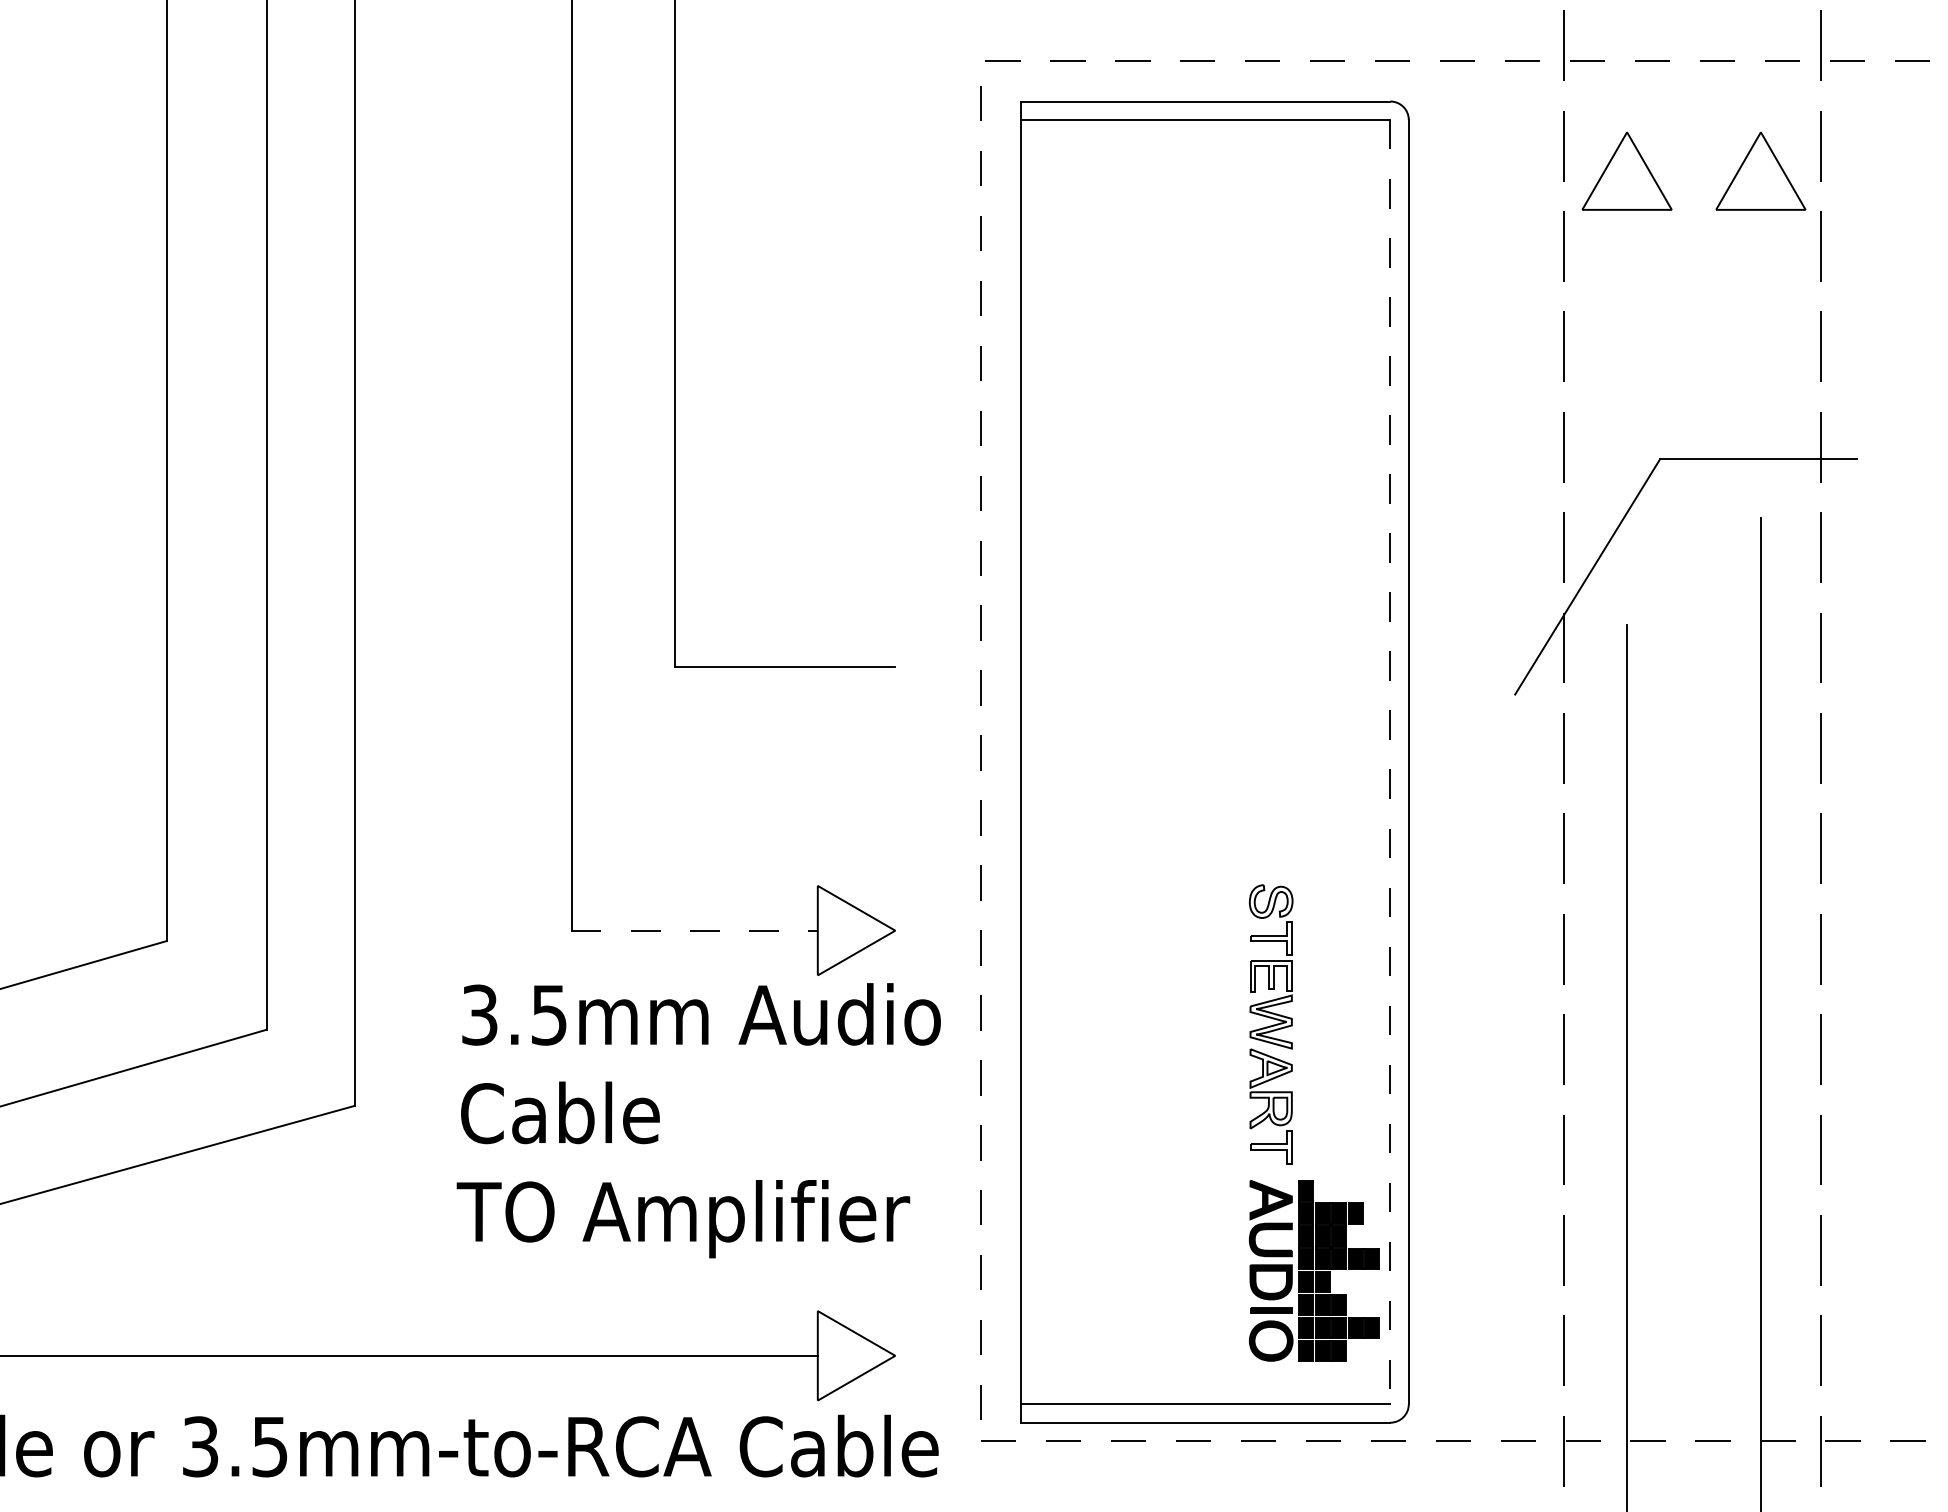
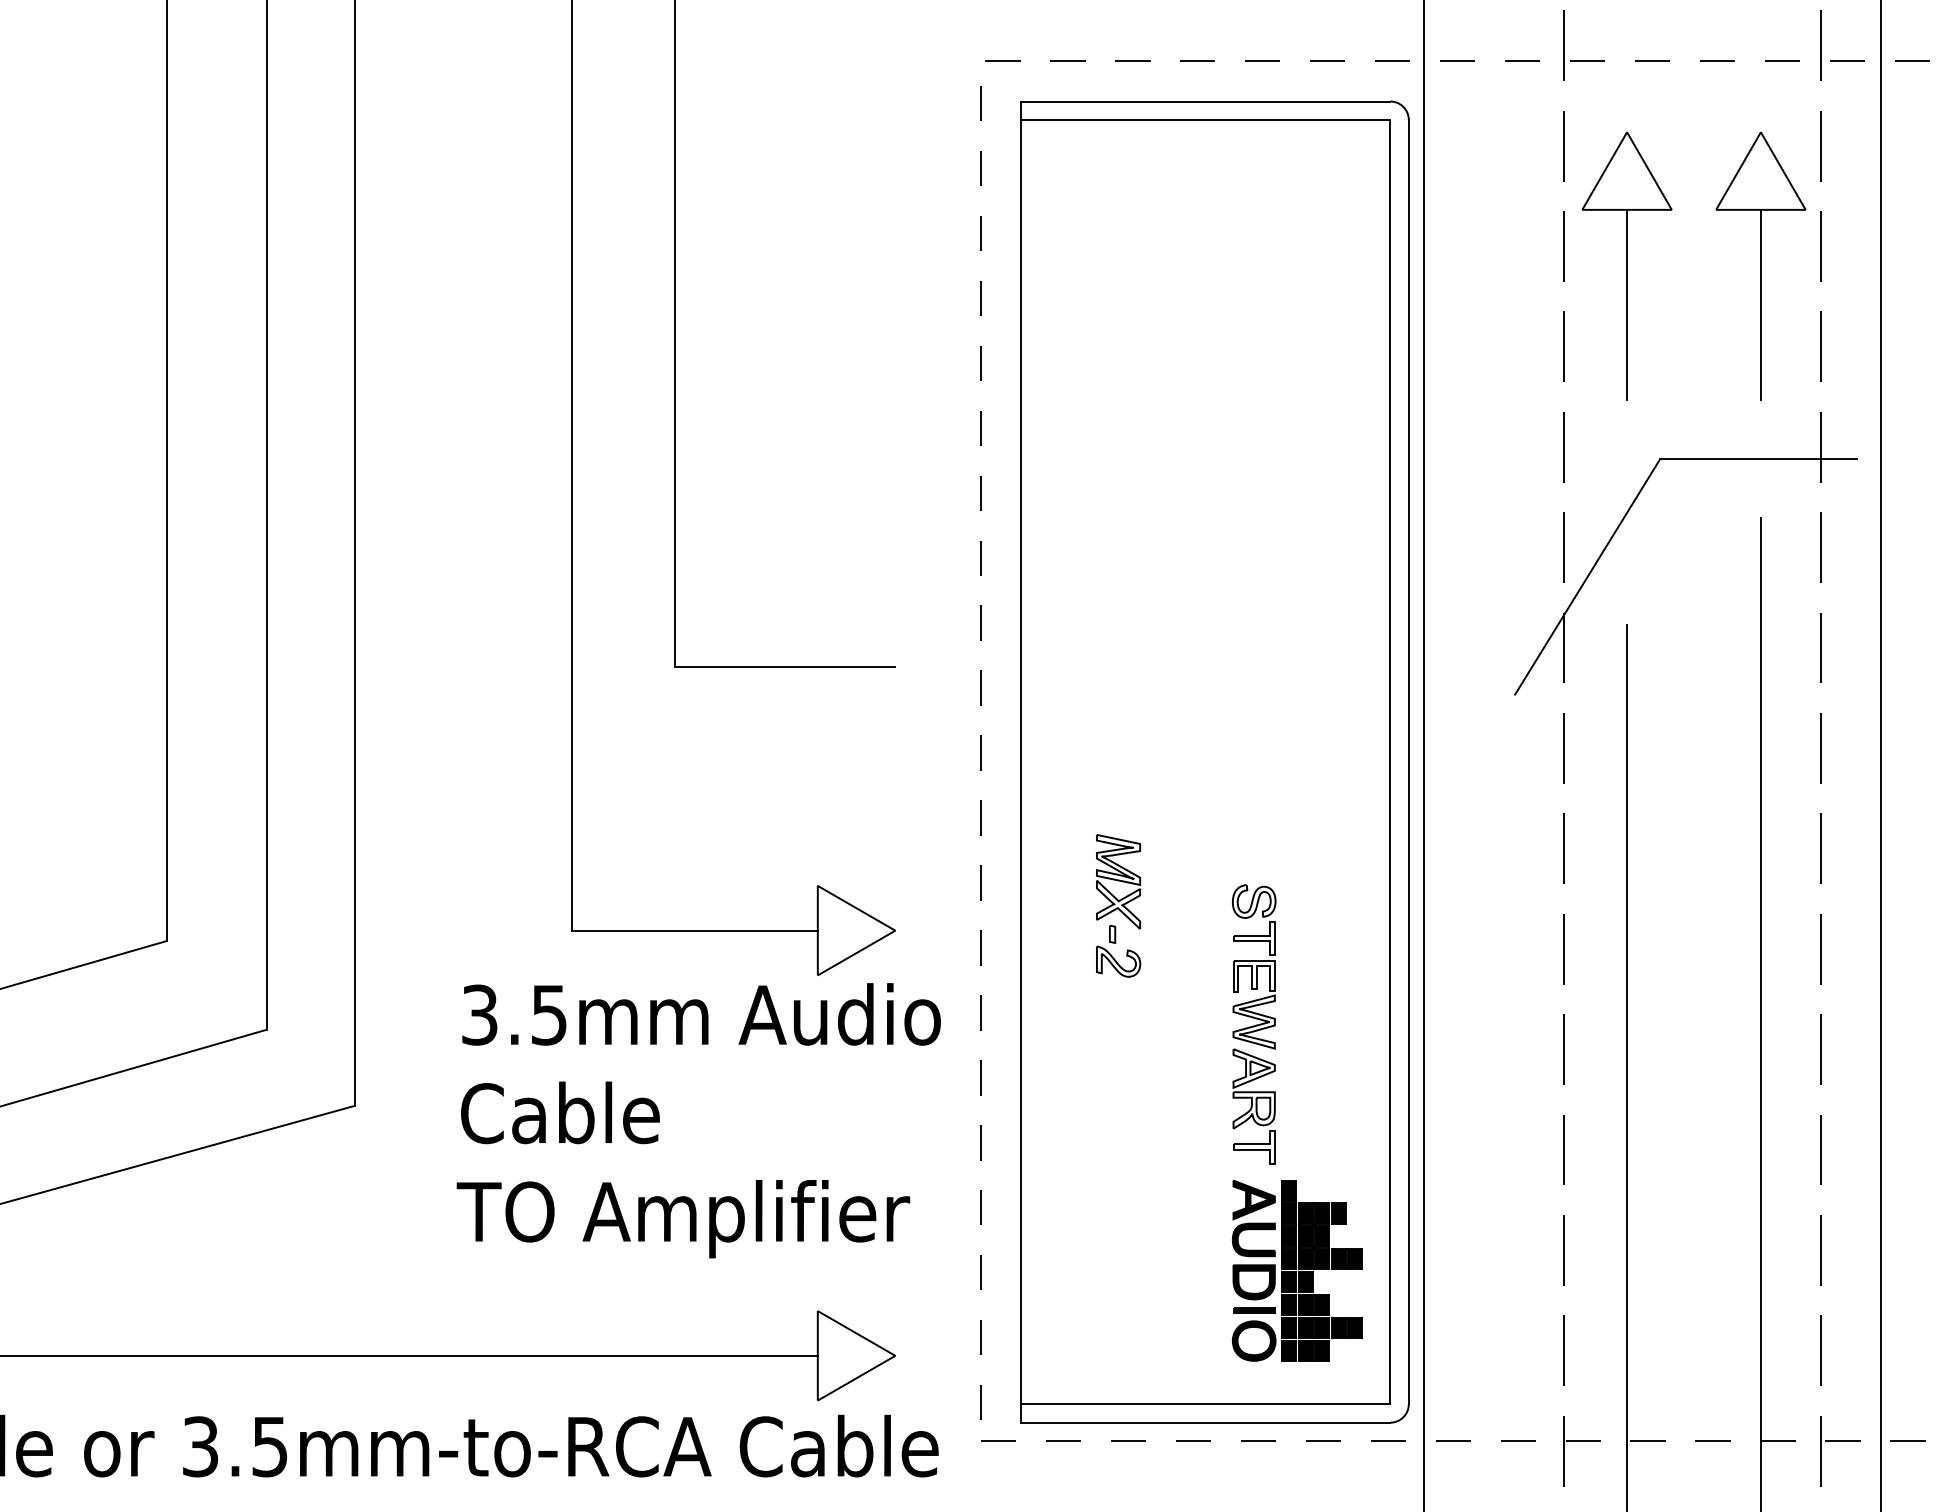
line: none -> present (1627, 304)
line: none -> present (1760, 304)
line: none -> present (1423, 755)
line: none -> present (1881, 755)
line: dashed -> solid (1390, 762)
part: none -> present (1118, 905)
line: dashed -> solid (694, 930)
part position: (1292, 1117) -> (1275, 1117) (1275, 1117)
